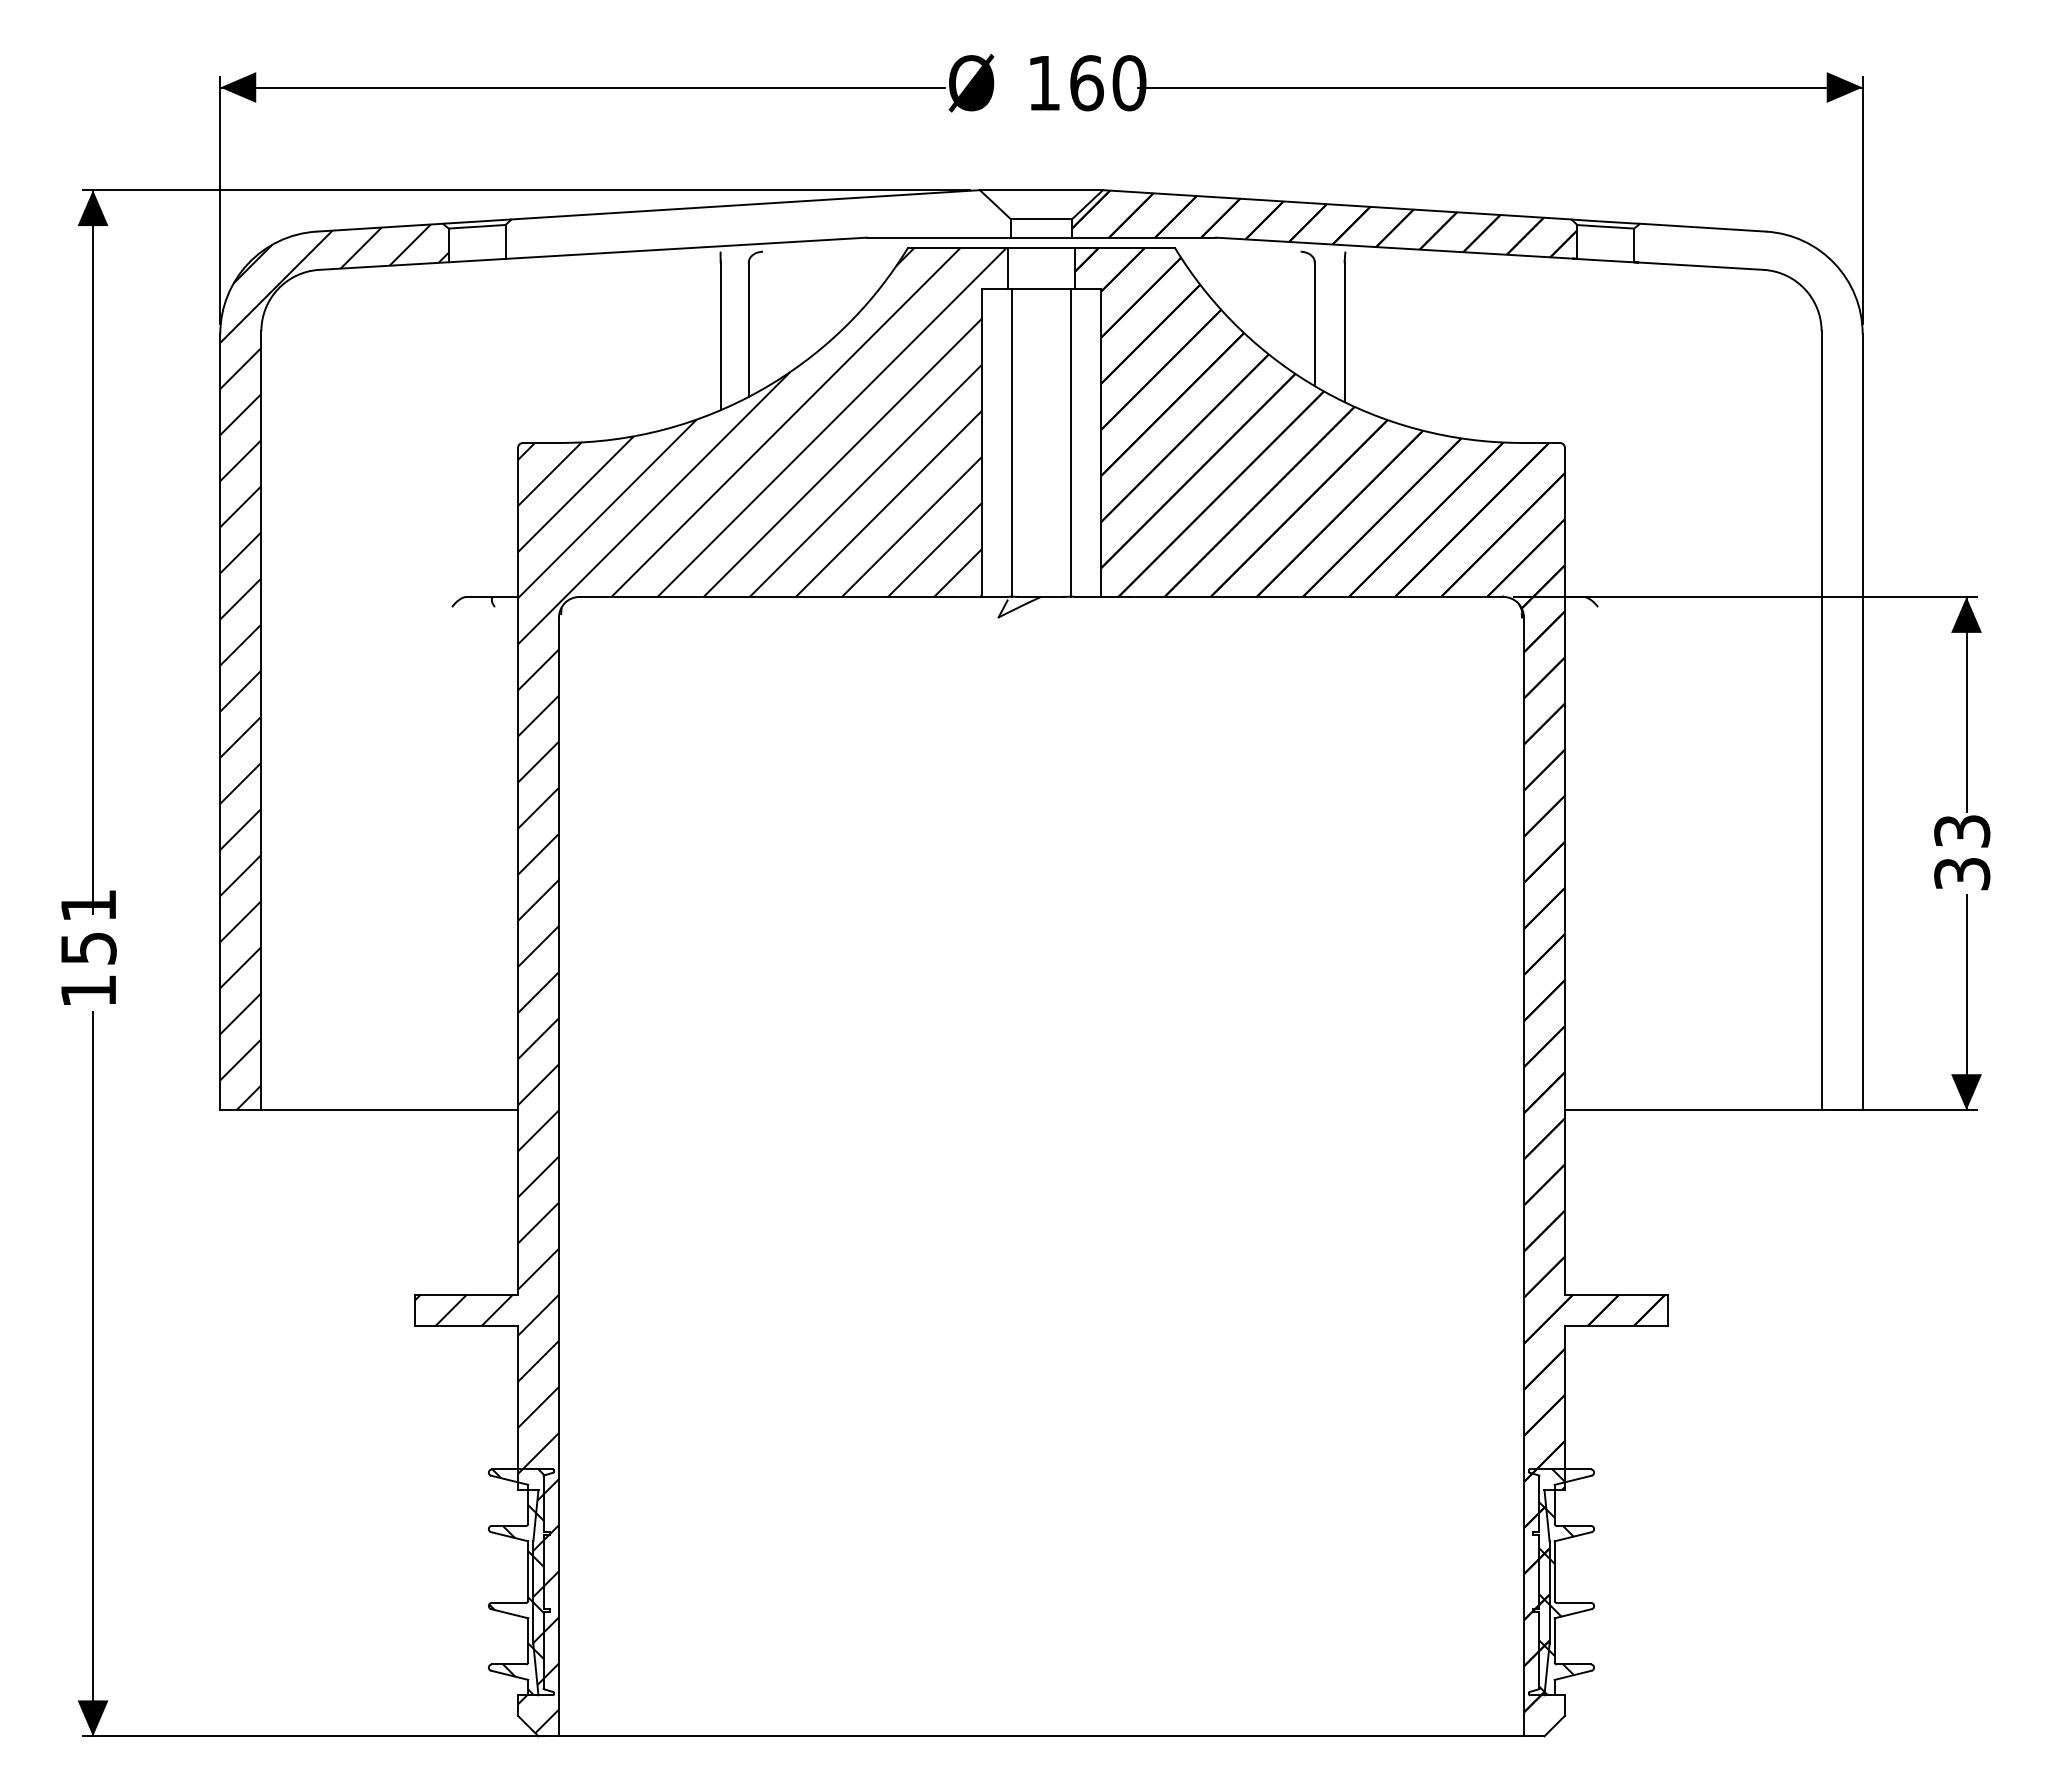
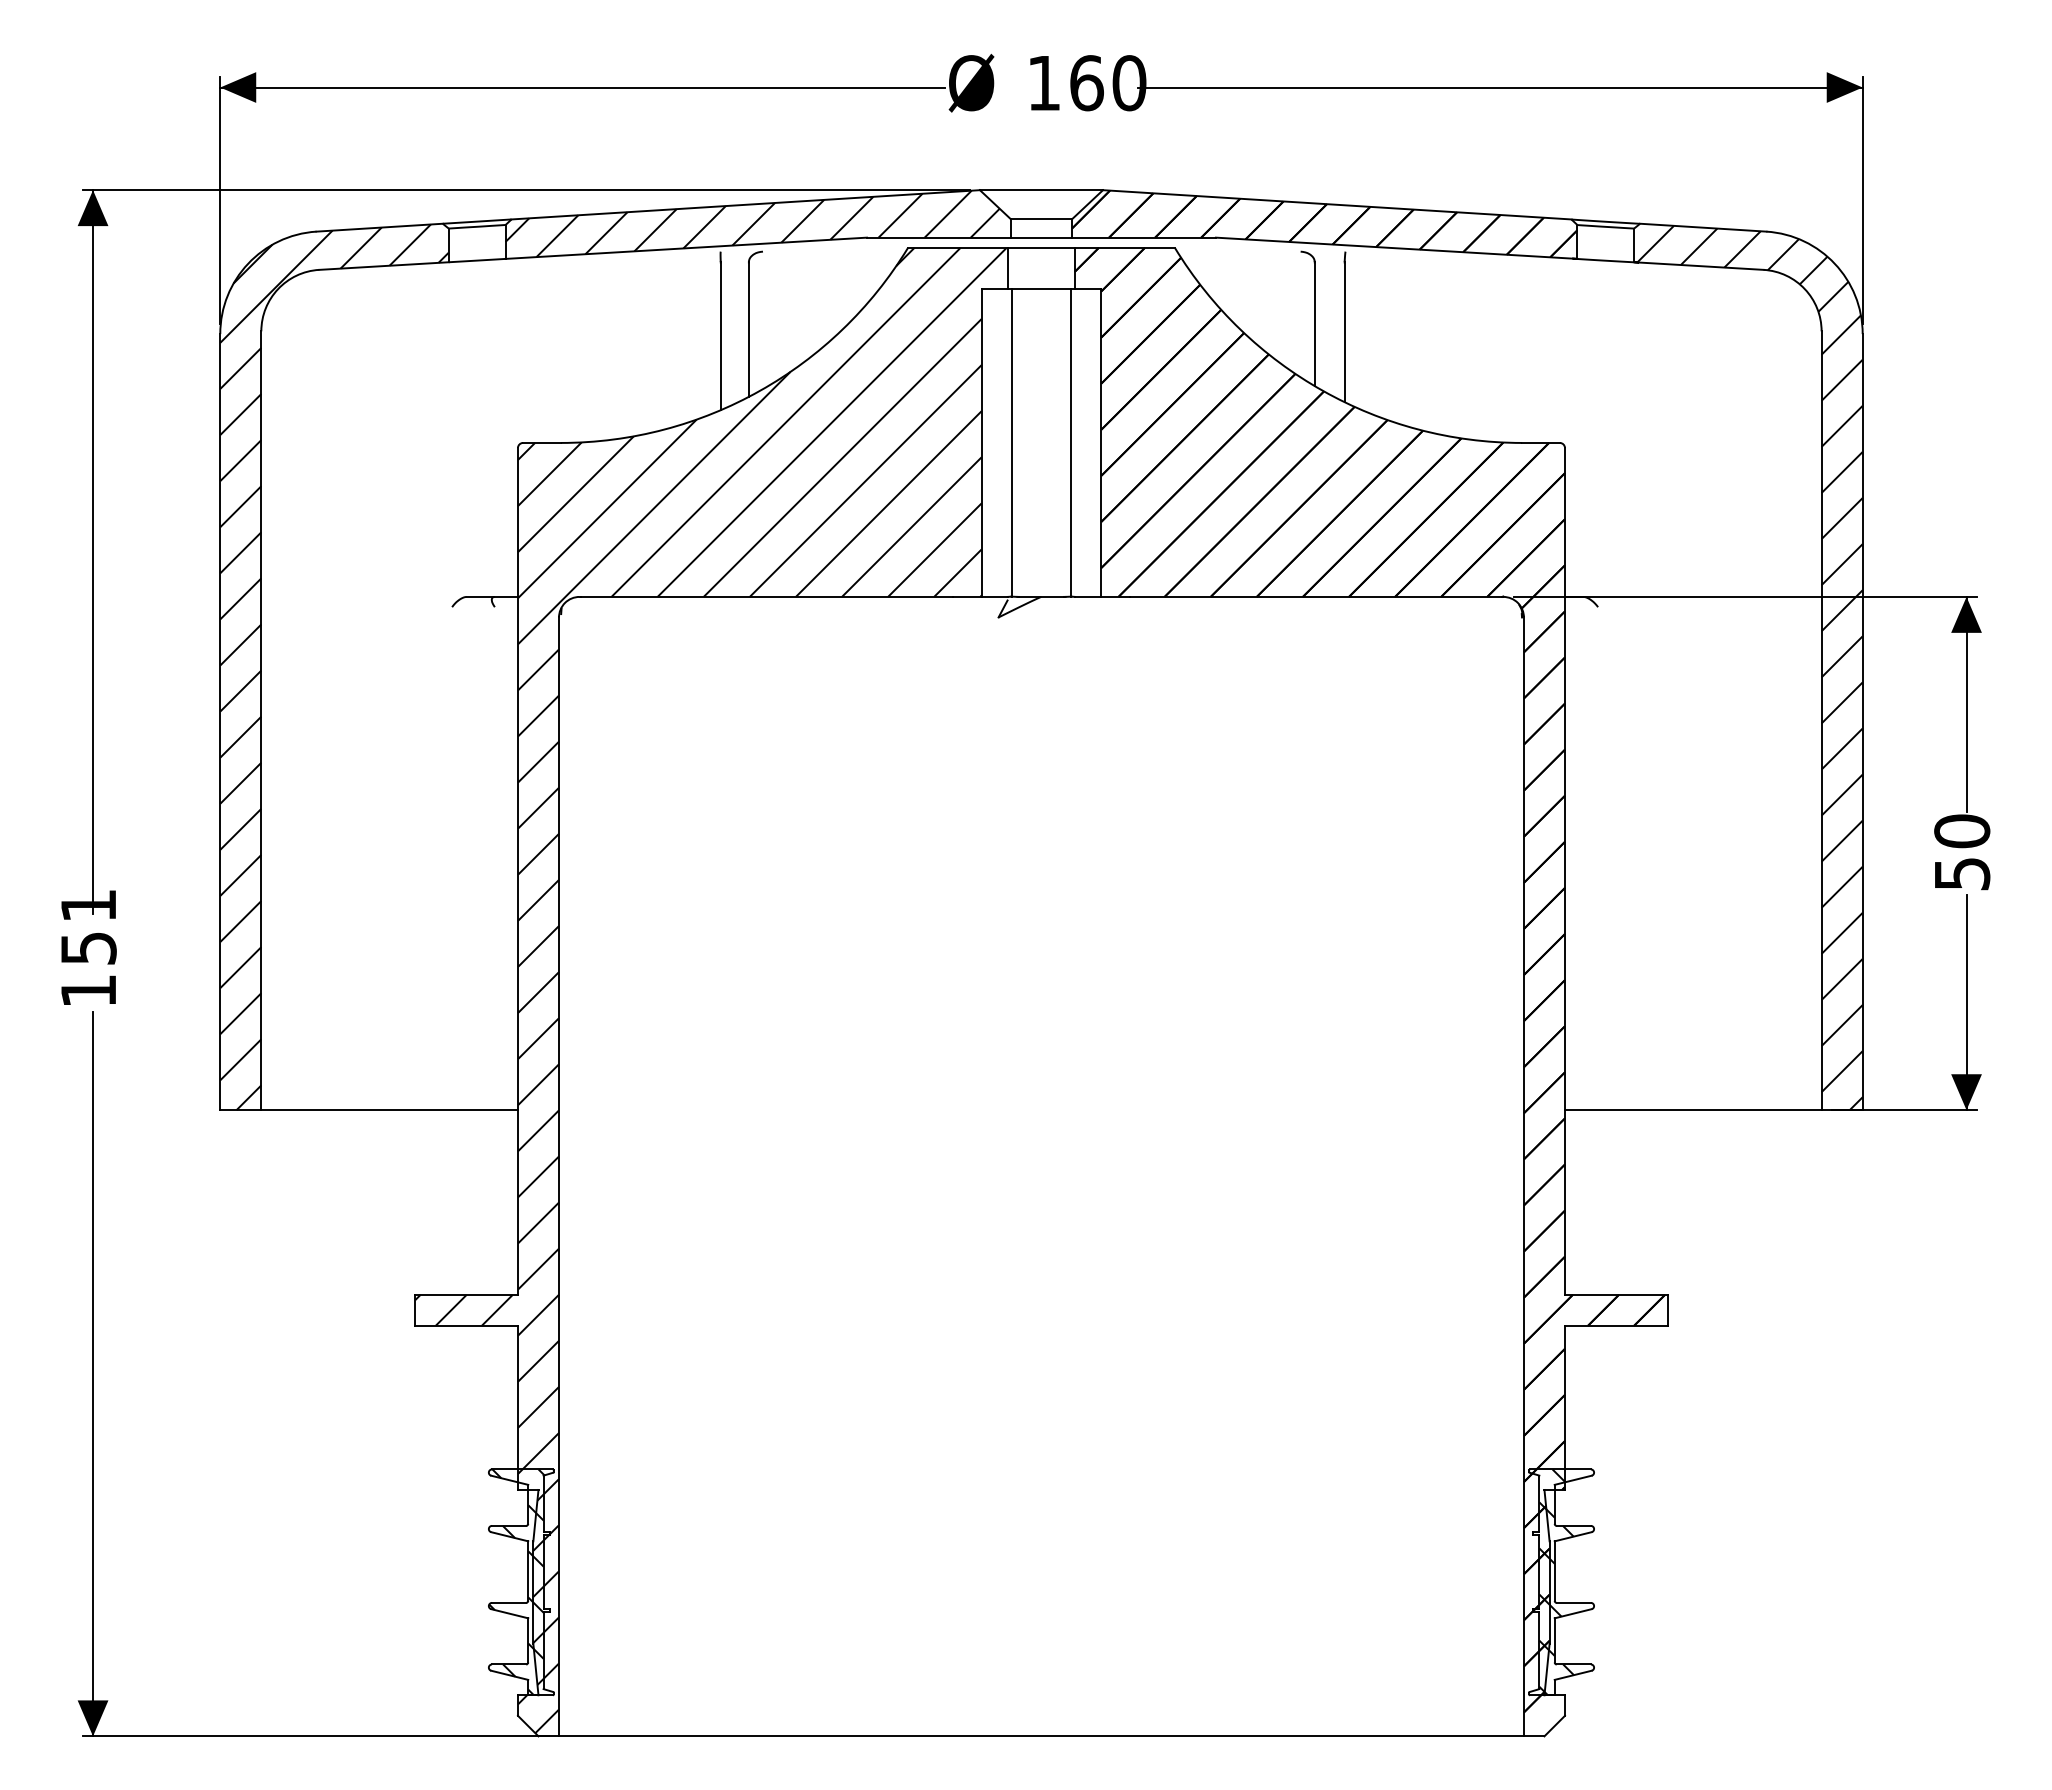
hatch: none -> present (752, 223)
hatch: none -> present (1749, 667)
text: 33 -> 50 (1962, 851)
